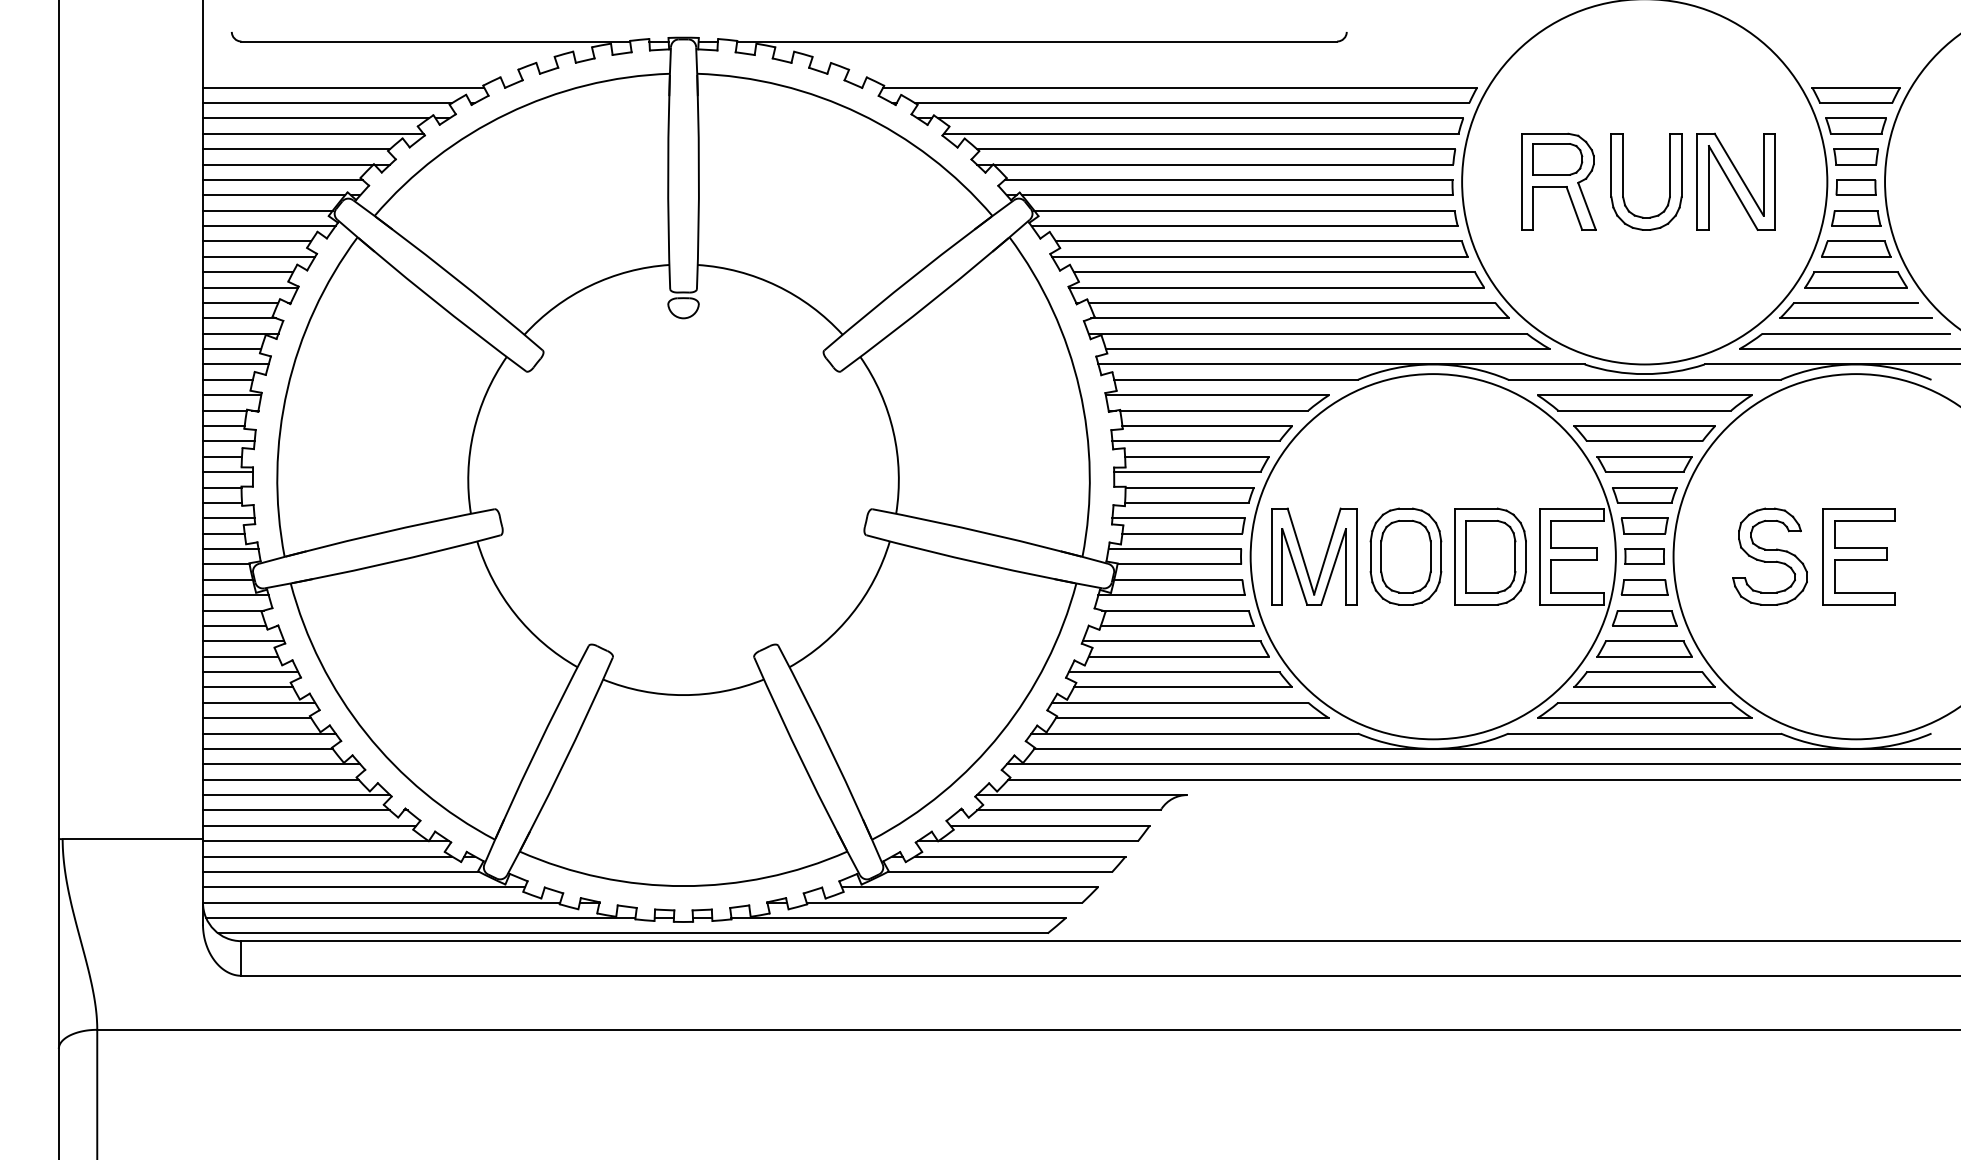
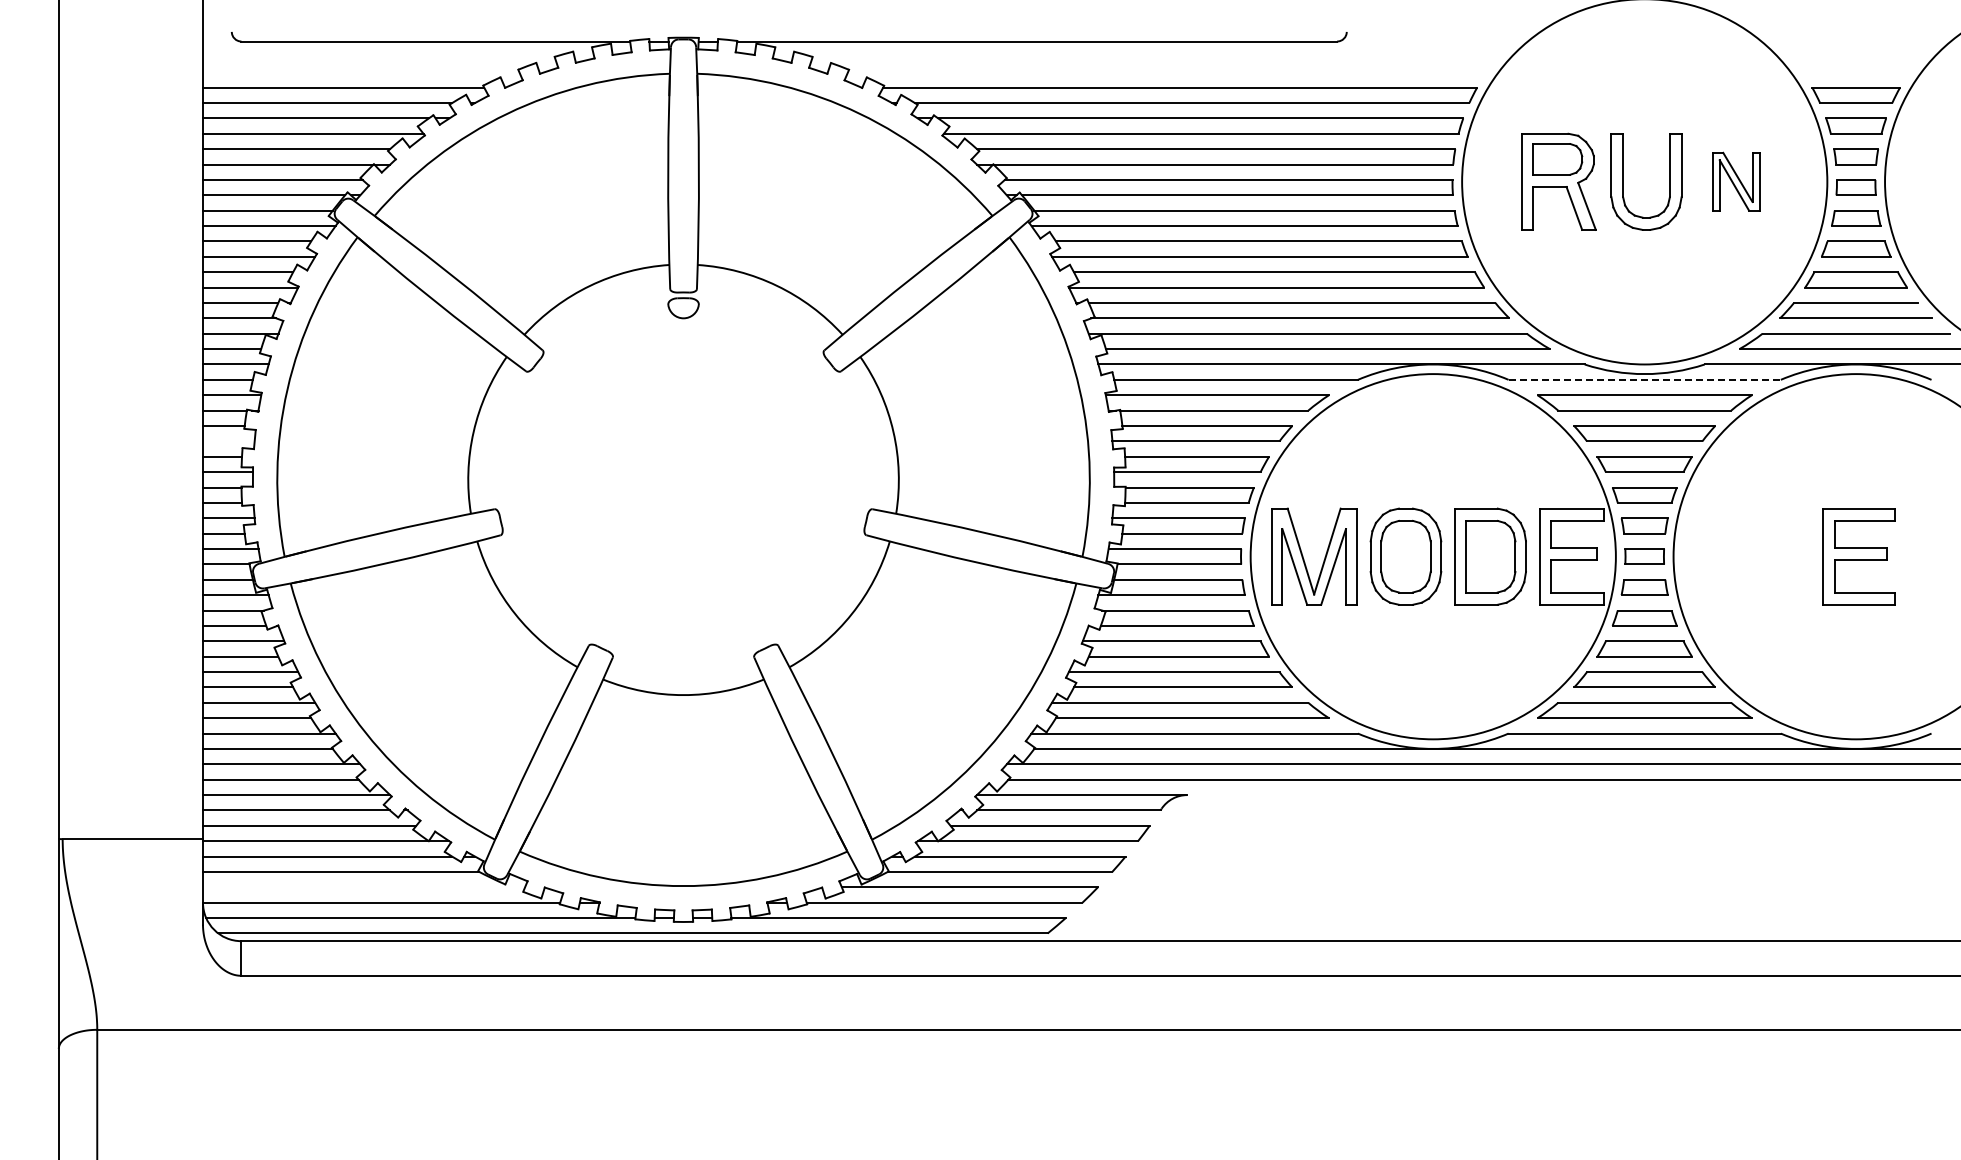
part size: 80x99 px -> 49x61 px (1736, 181)
line: solid -> dashed (1645, 379)
line: present -> none (228, 441)
part: present -> none (1769, 556)
line: present -> none (363, 887)
